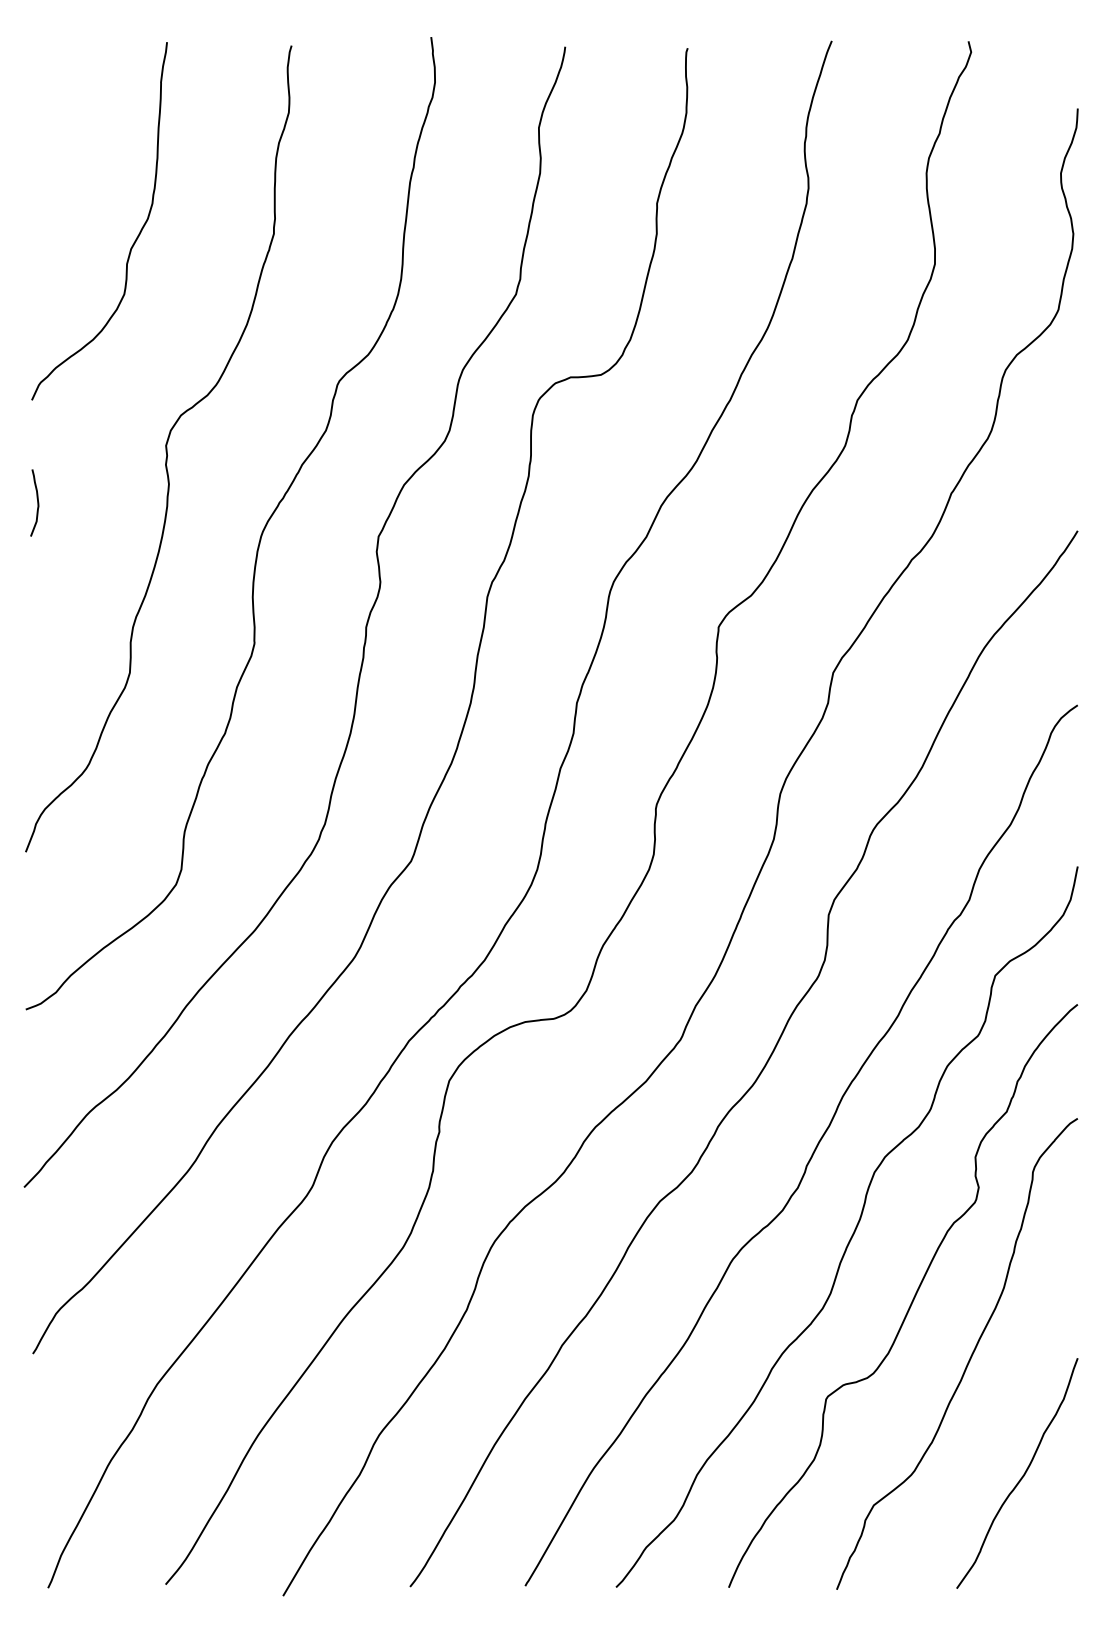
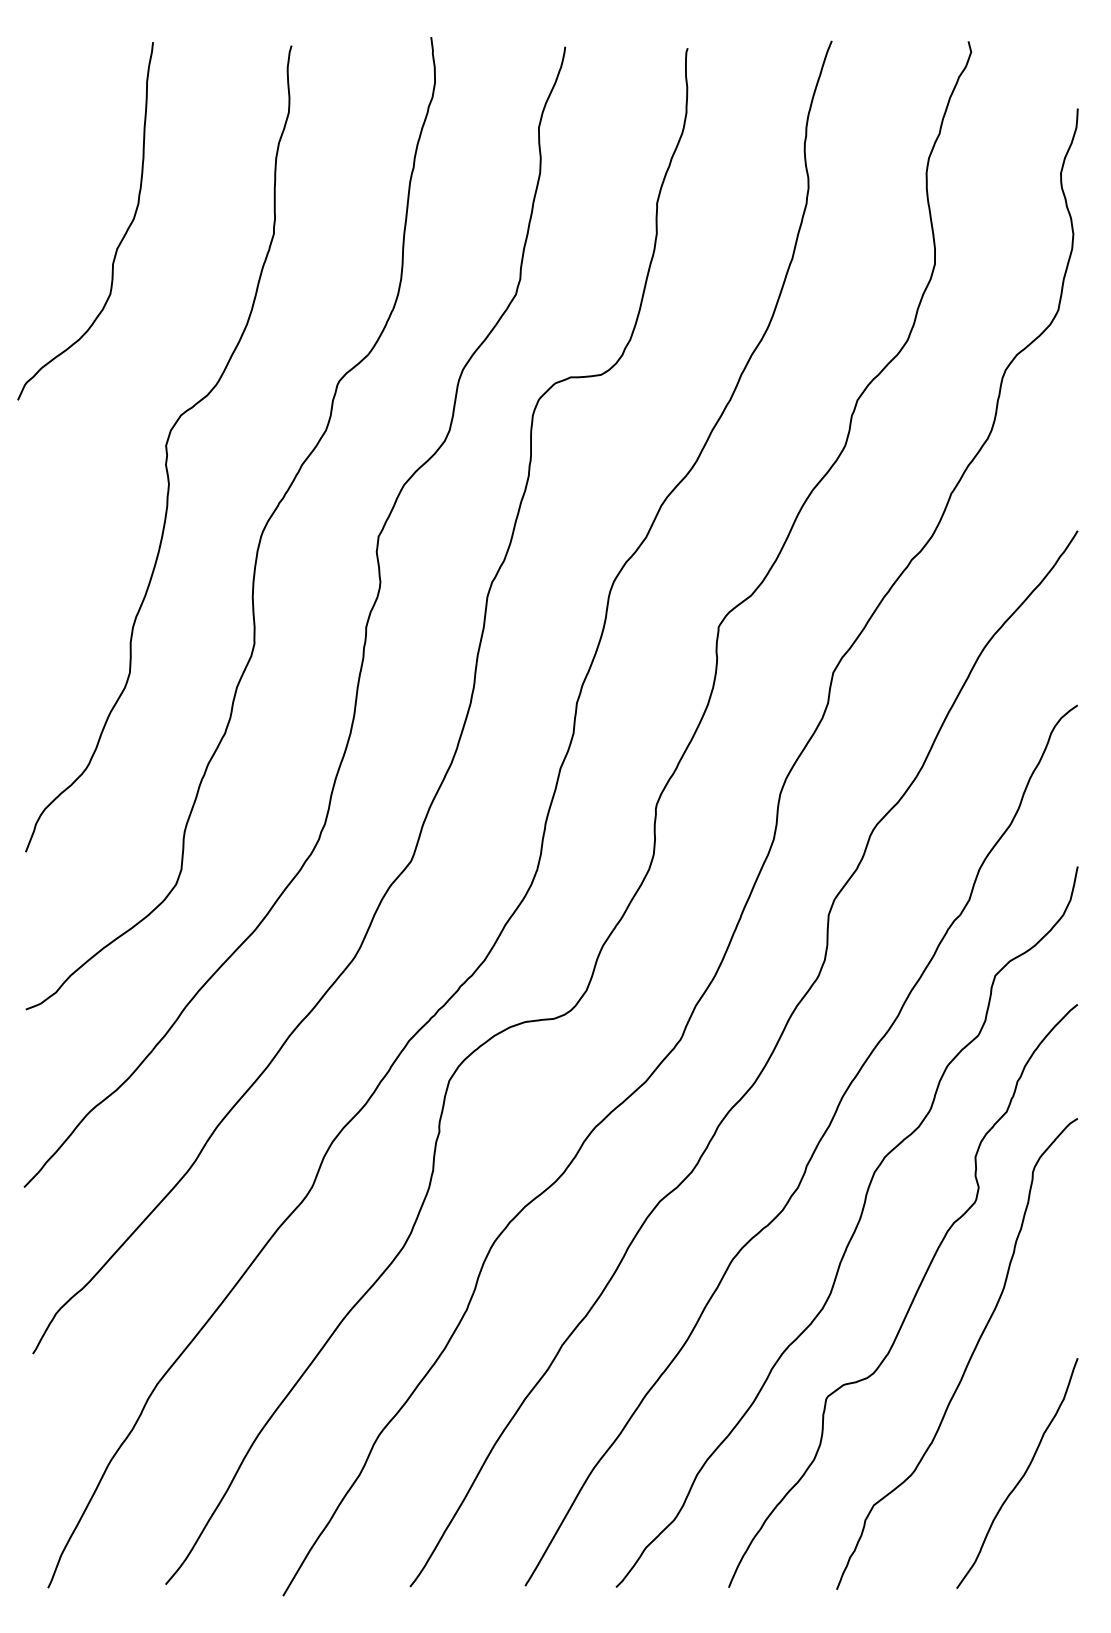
curve position: (134, 240) -> (120, 240) (120, 240)
curve: present -> none (37, 502)
